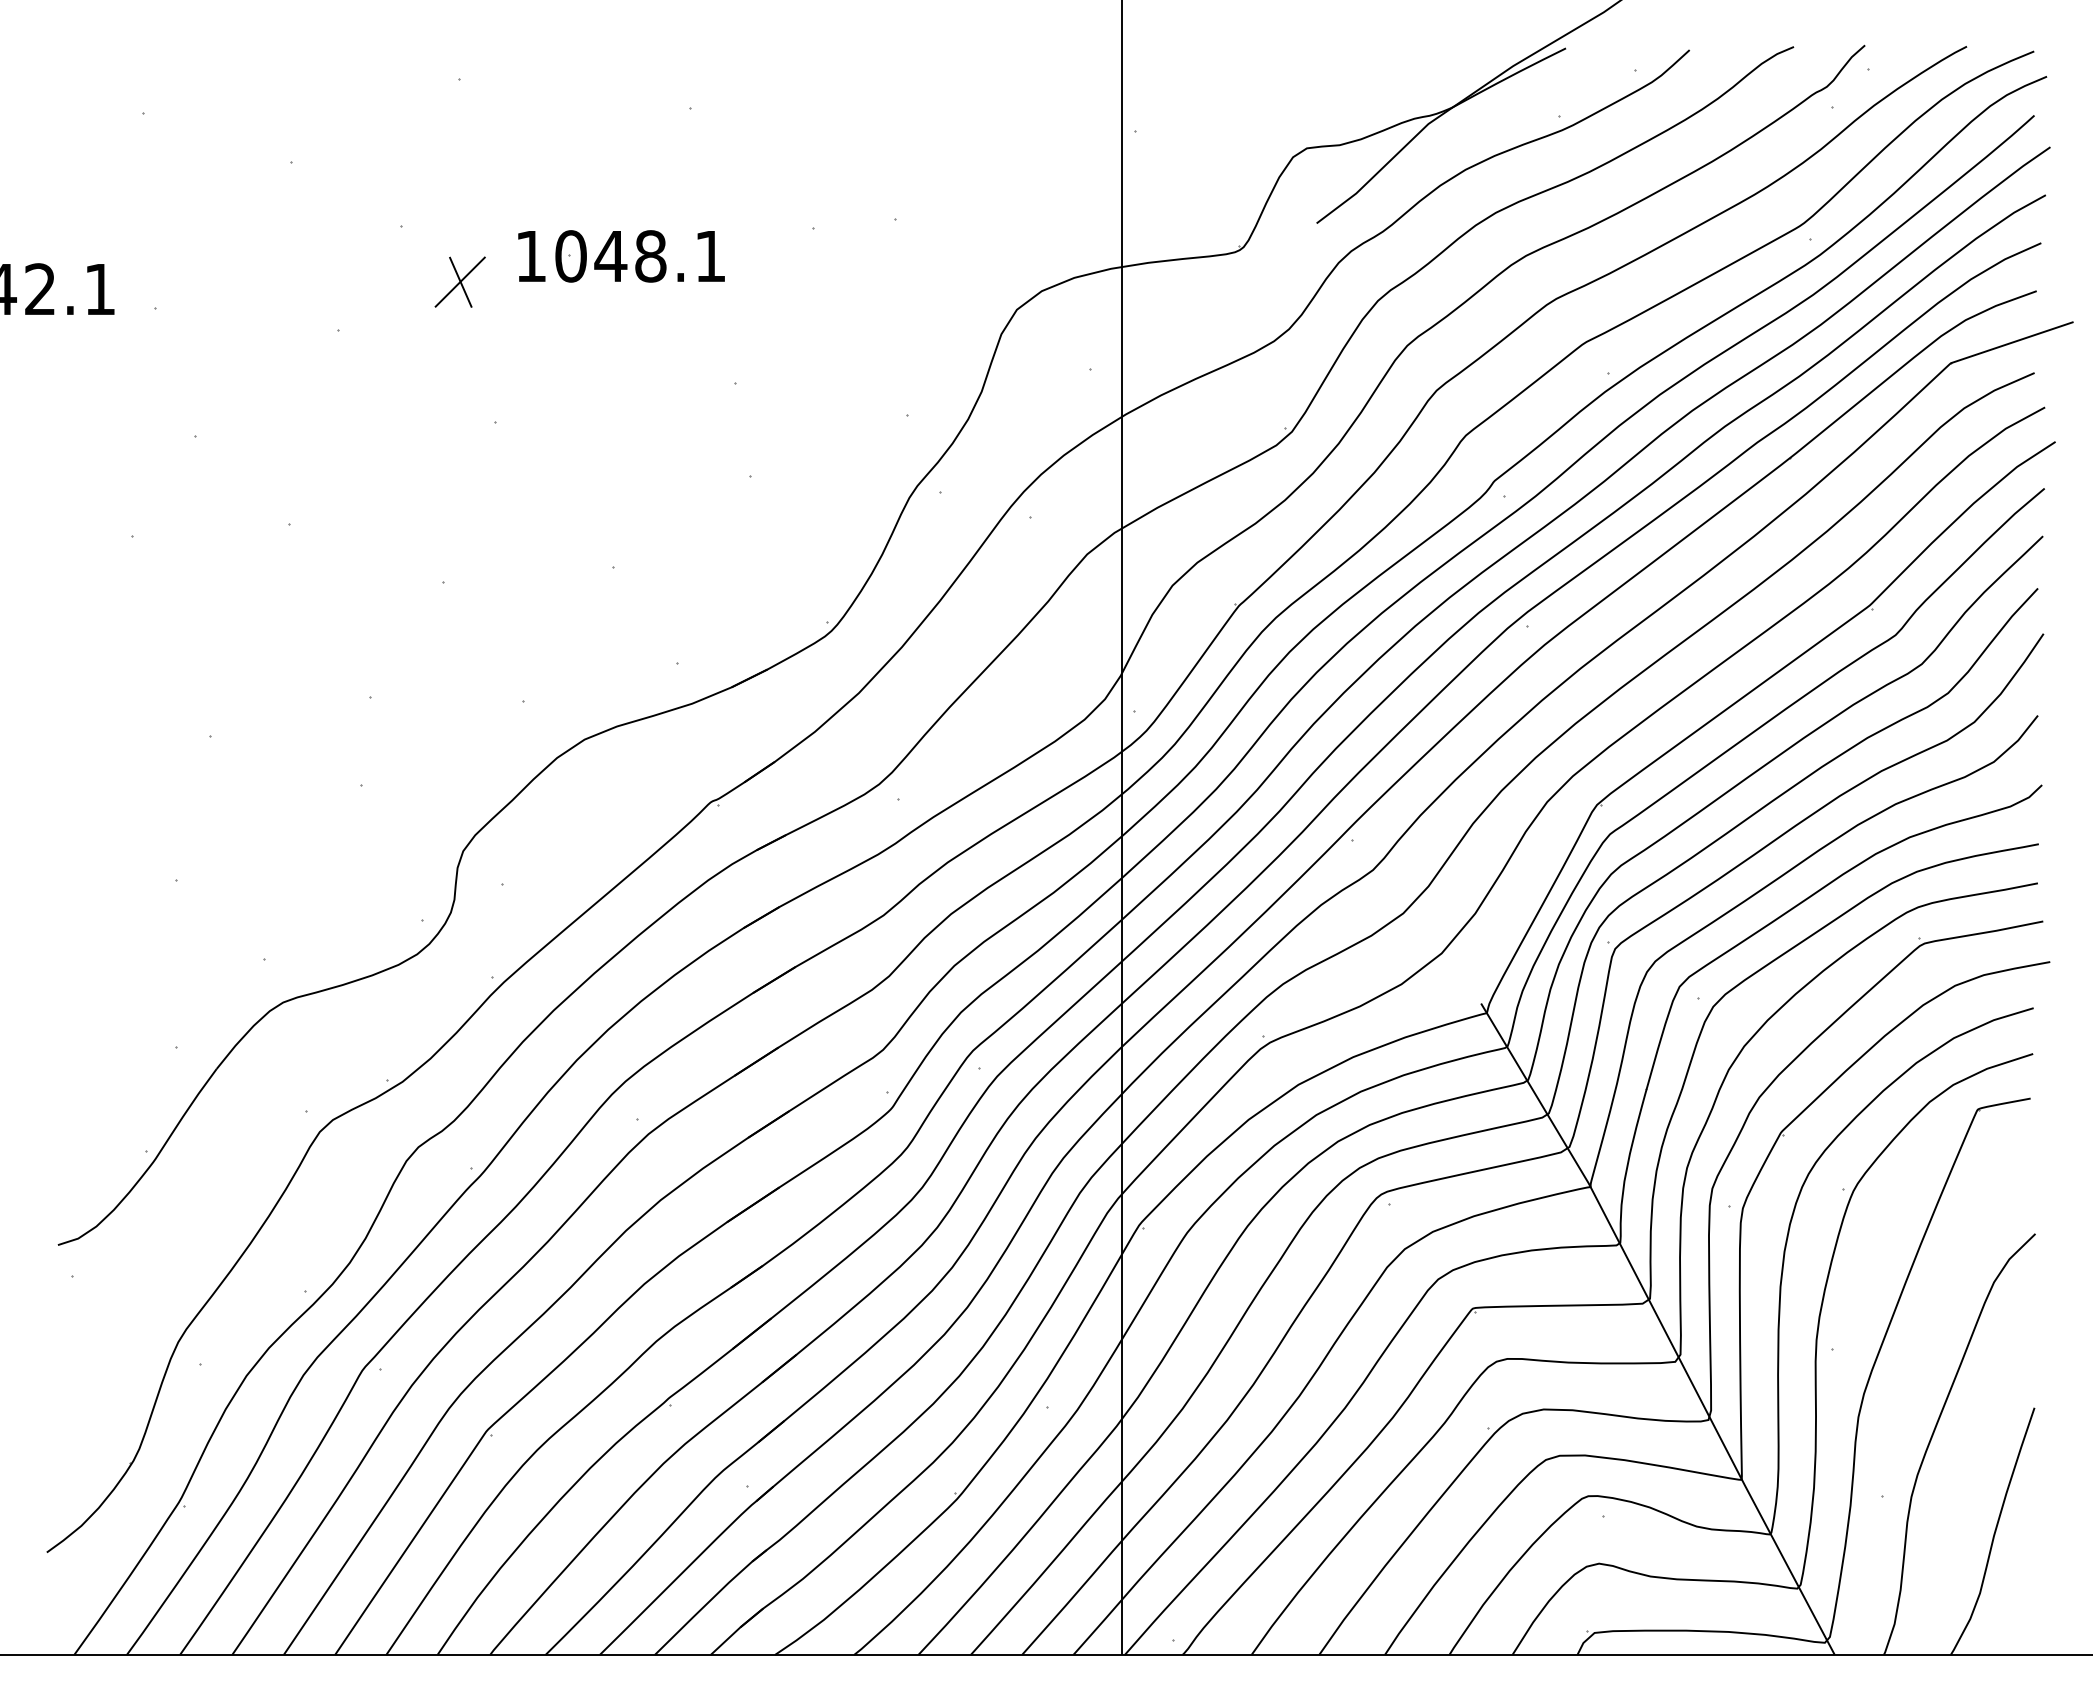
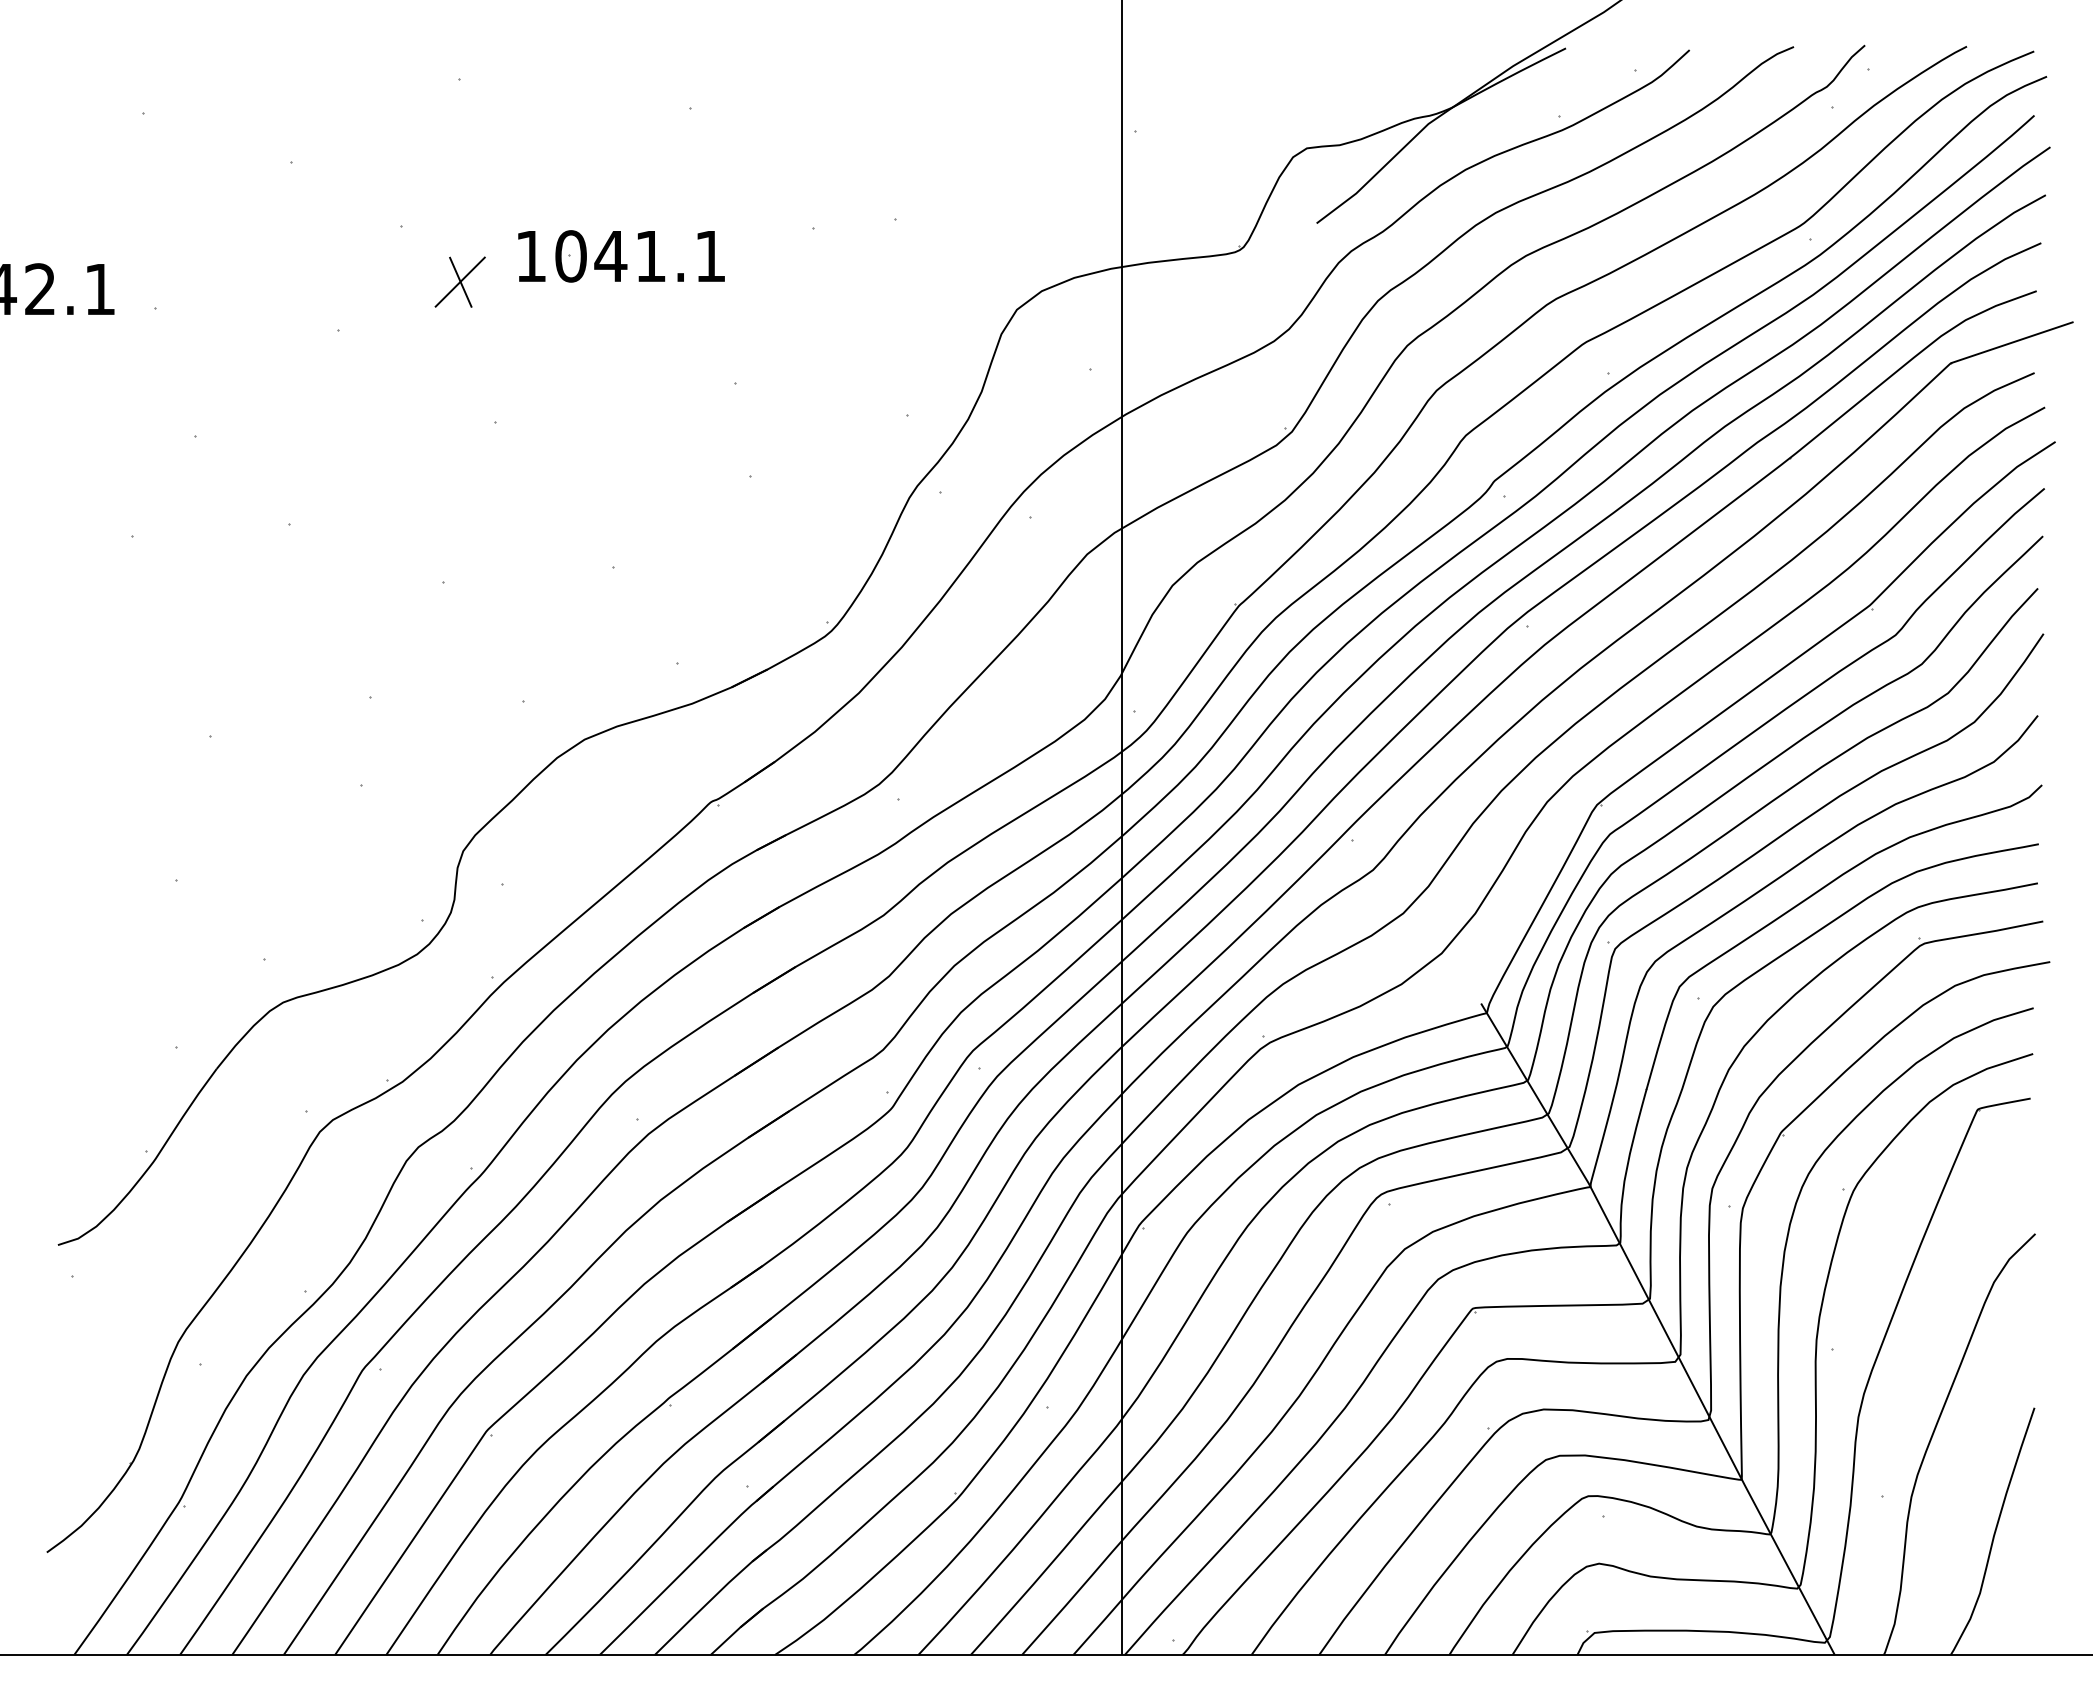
text: 1048.1 -> 1041.1 (650, 256)
